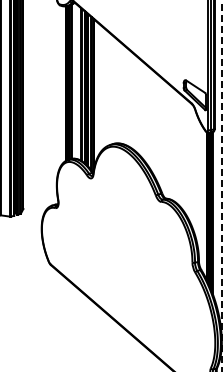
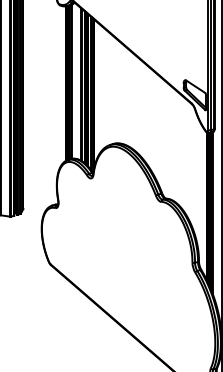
line: dashed -> solid (222, 186)
